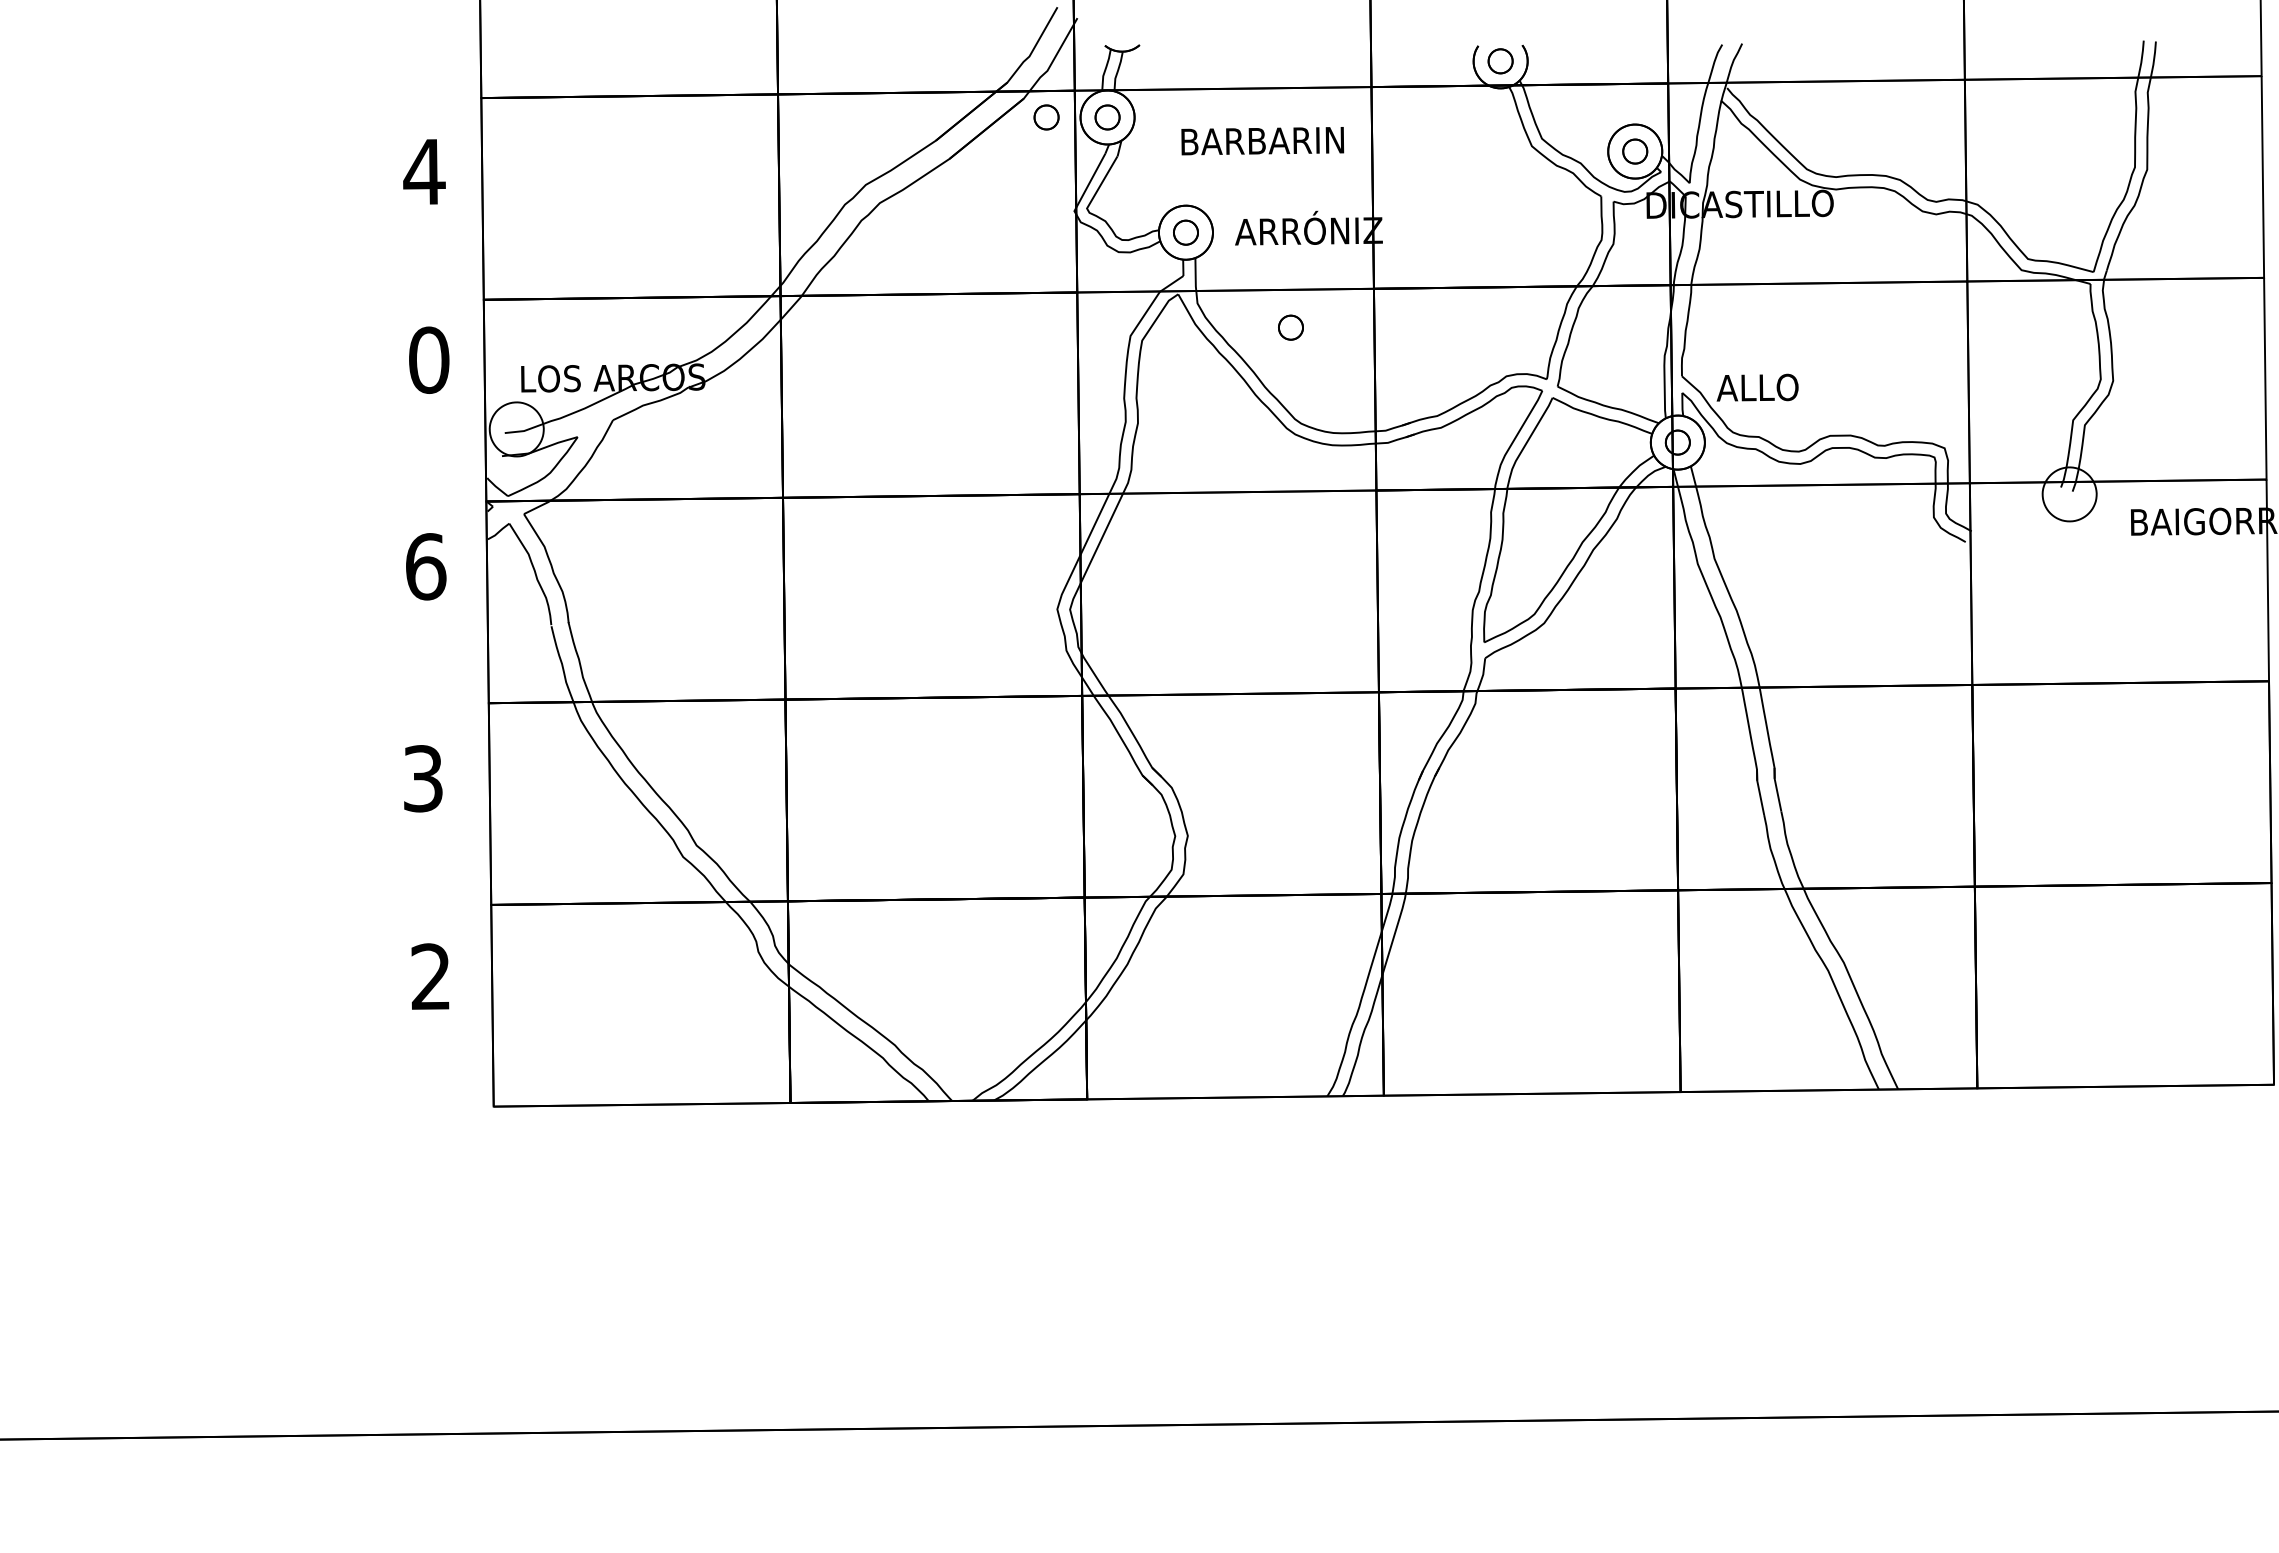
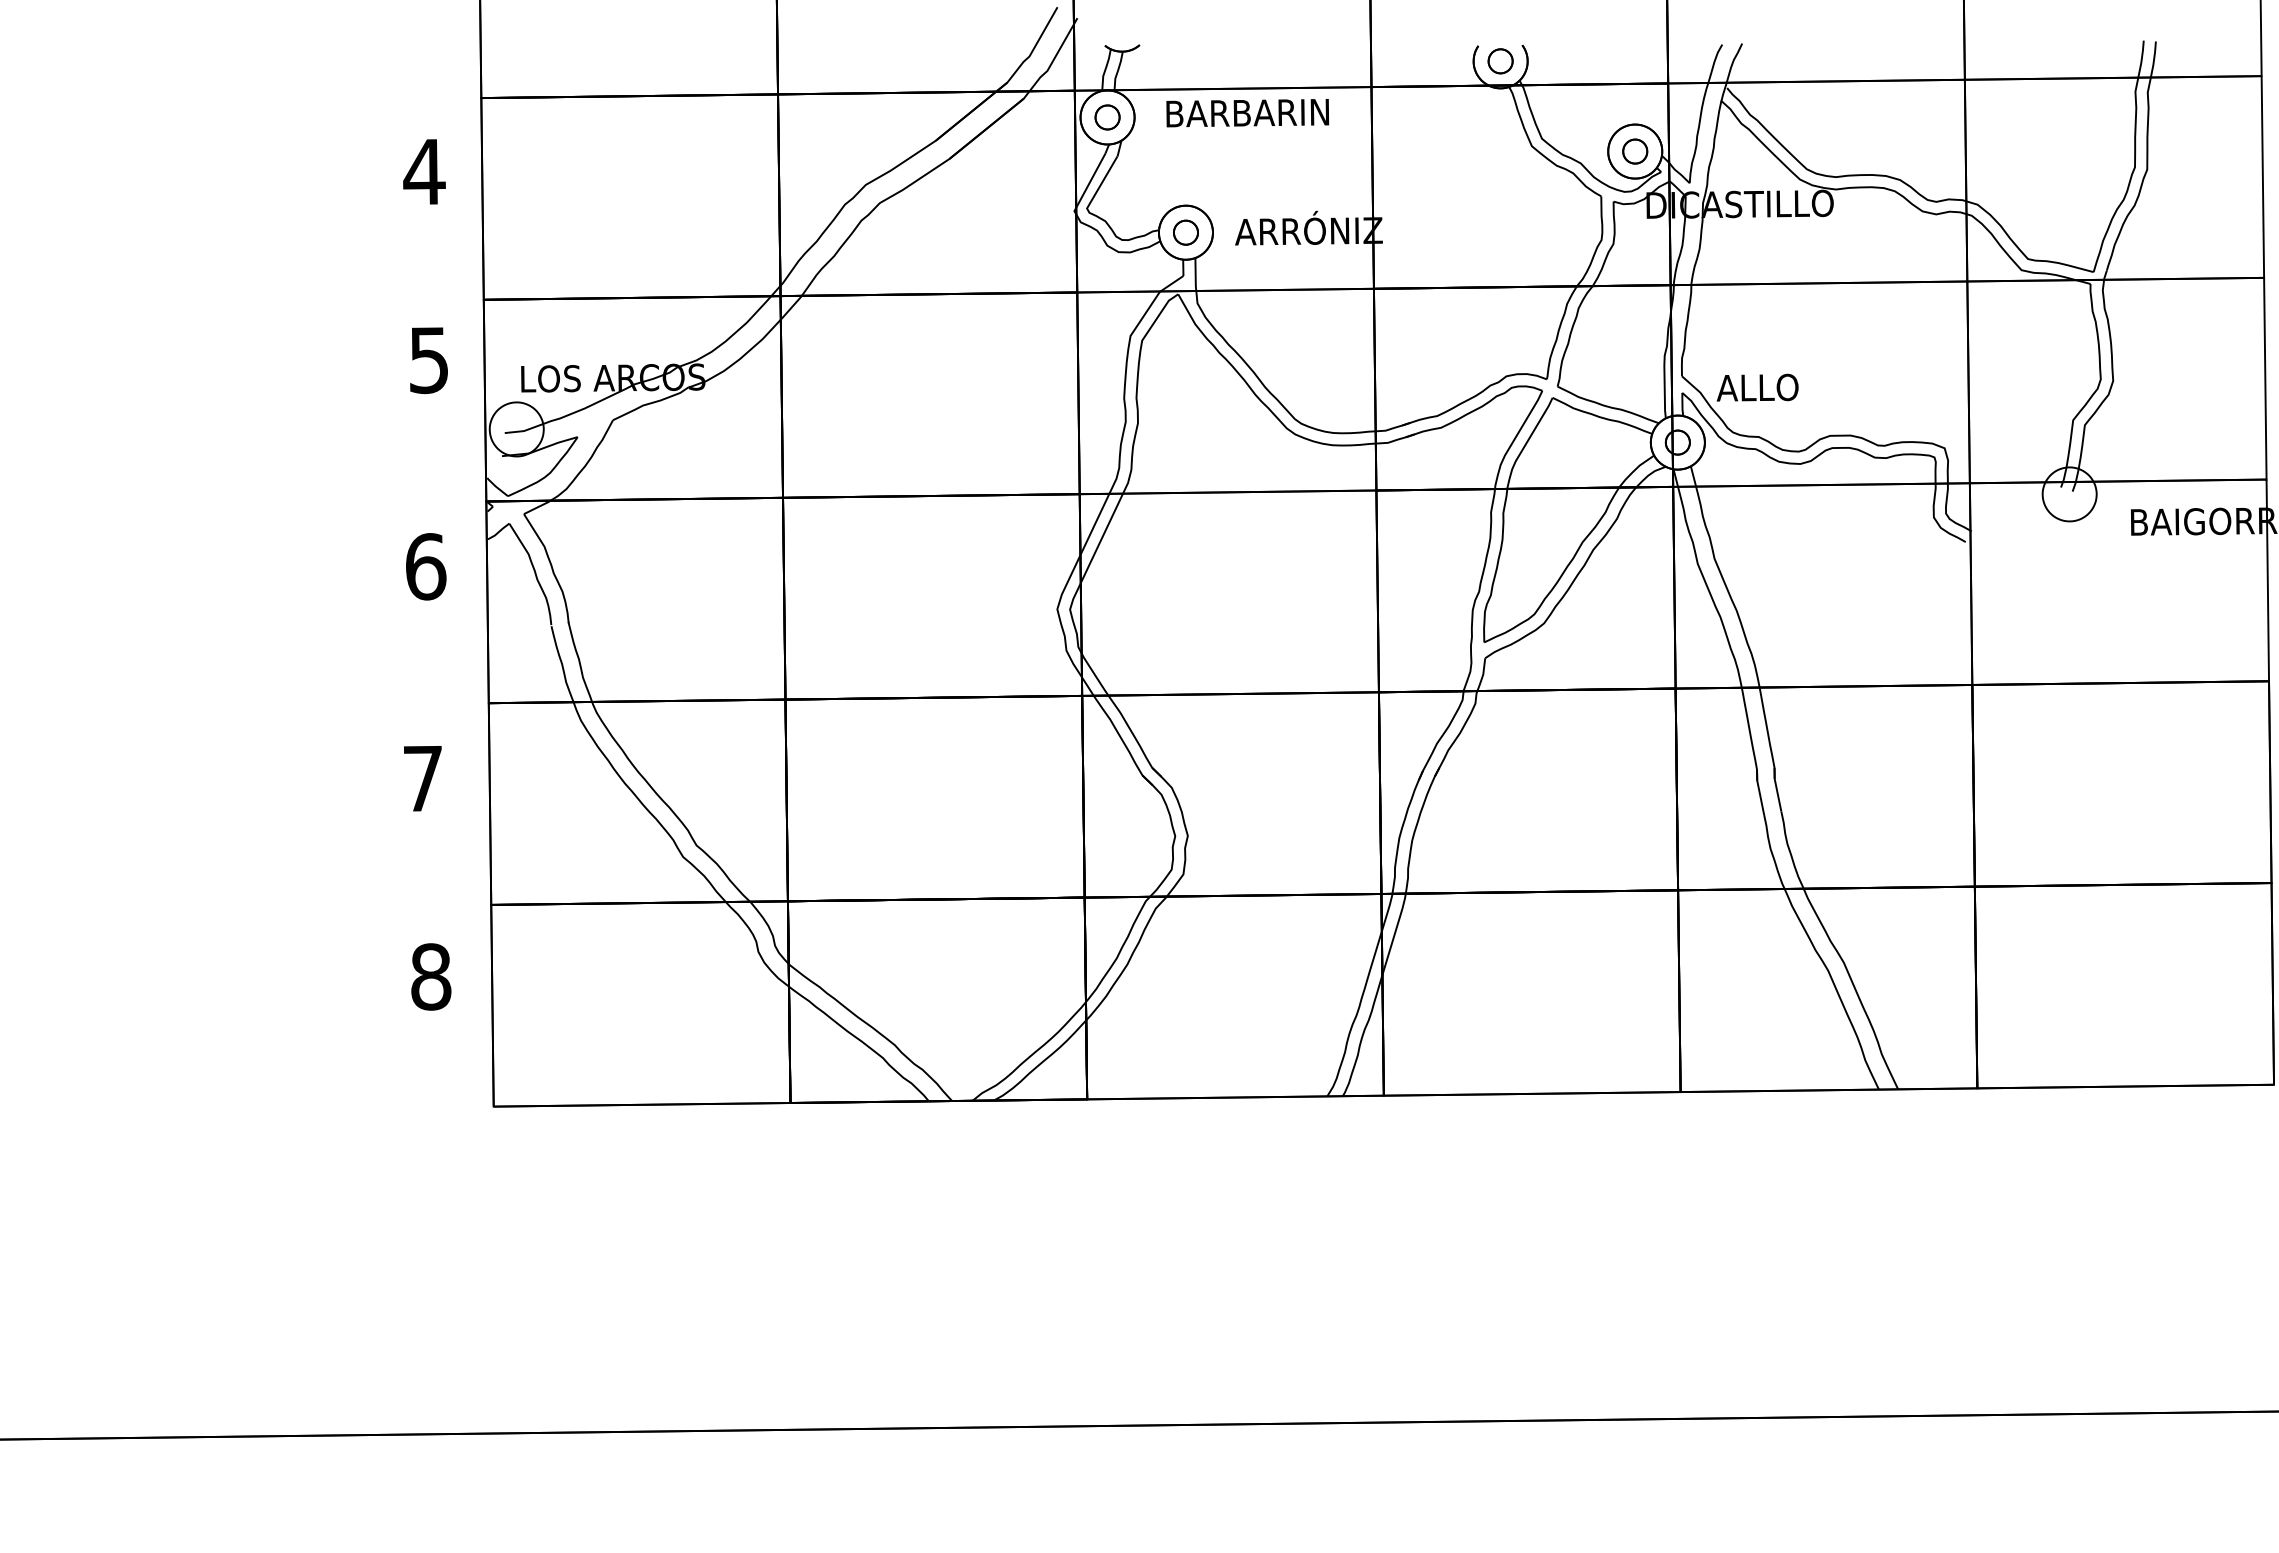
part: present -> none (1046, 117)
text position: (1262, 141) -> (1247, 113) (1247, 113)
part: present -> none (1290, 327)
text: 0 -> 5 (429, 360)
text: 3 -> 7 (423, 778)
text: 2 -> 8 (431, 976)
